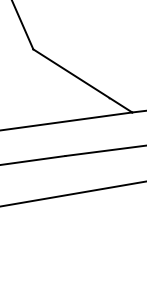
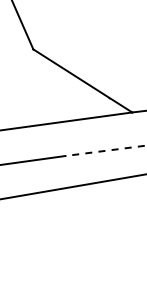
line: solid -> dashed (106, 150)
line position: (72, 194) -> (72, 186) (72, 186)
